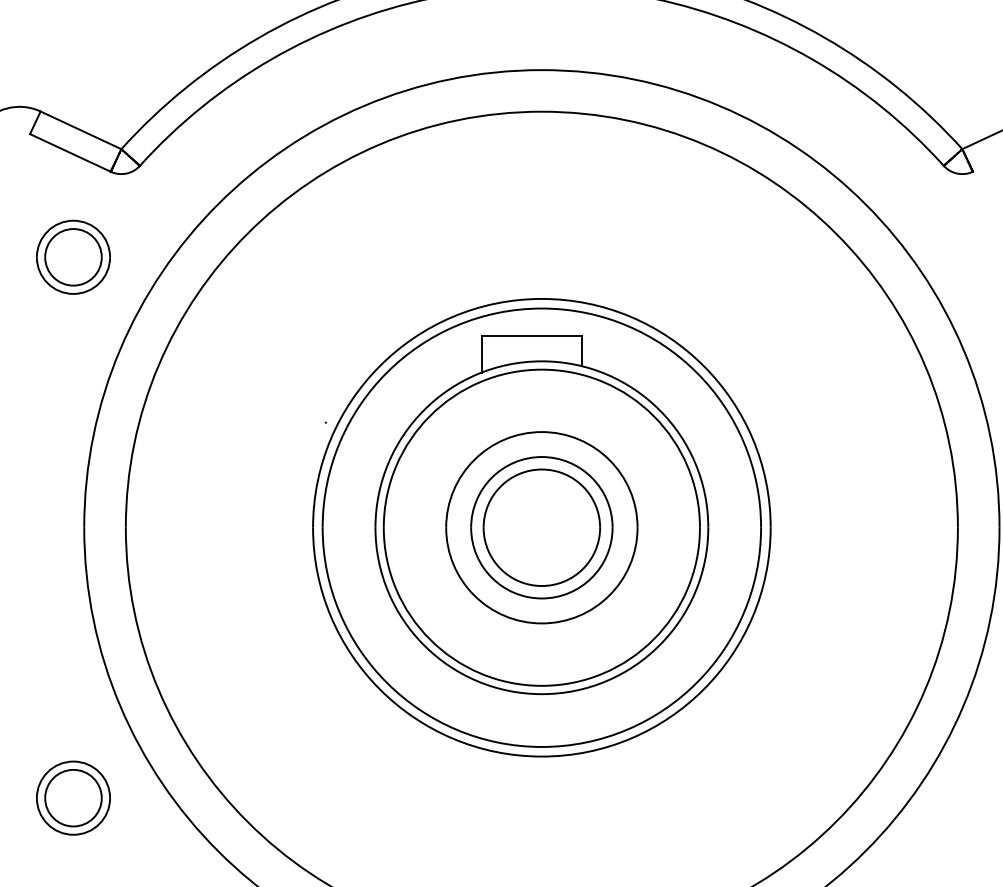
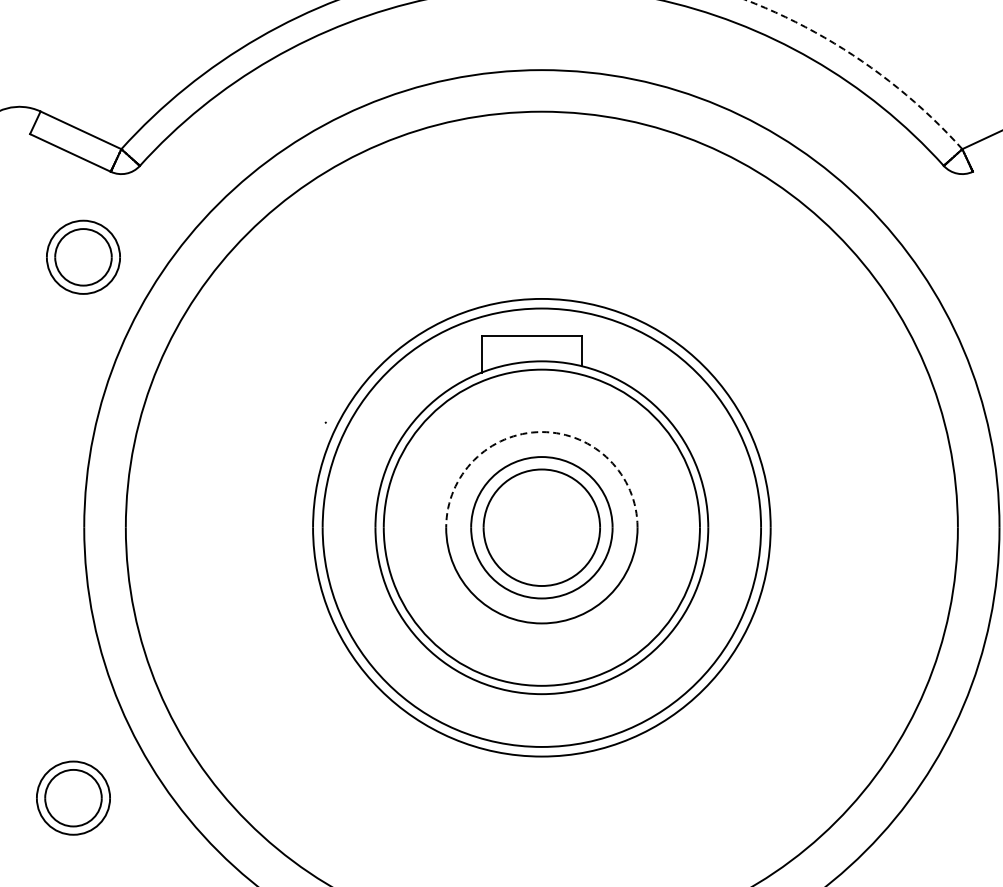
arc: solid -> dashed (862, 61)
part position: (73, 256) -> (83, 256) (83, 256)
arc: solid -> dashed (541, 432)
